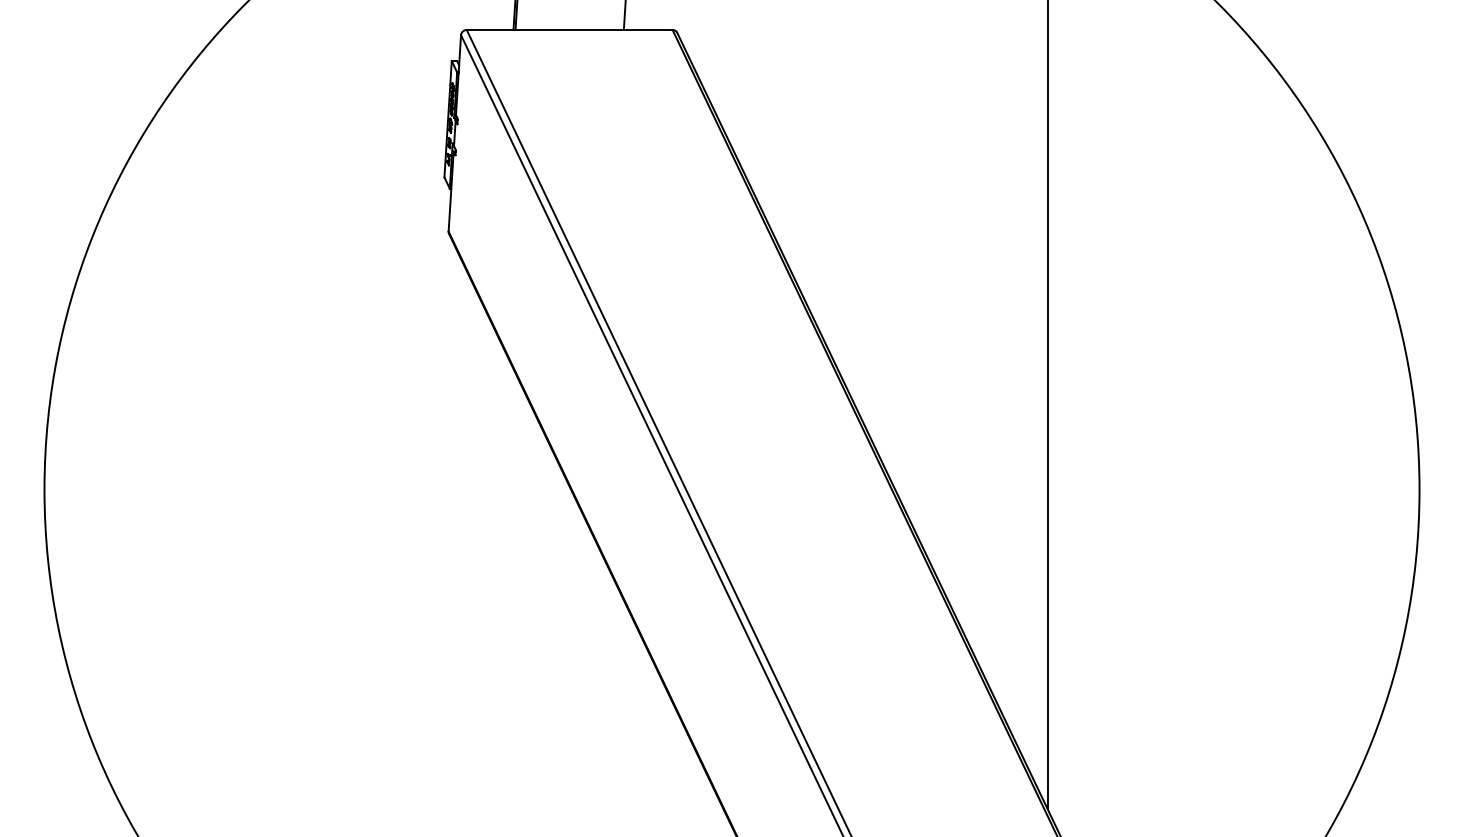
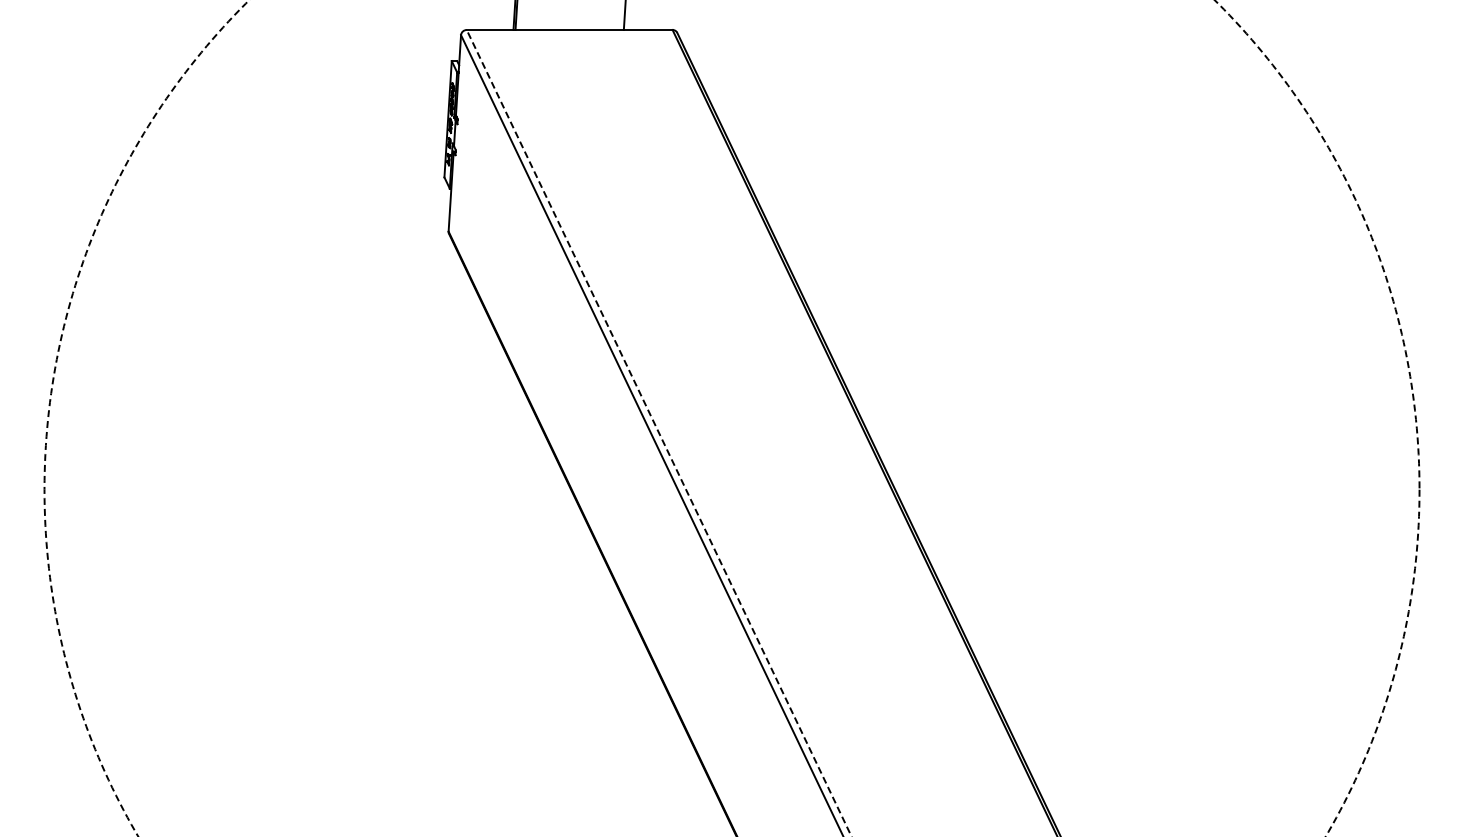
line: present -> none (1047, 405)
circle: solid -> dashed (731, 418)
line: solid -> dashed (659, 433)
